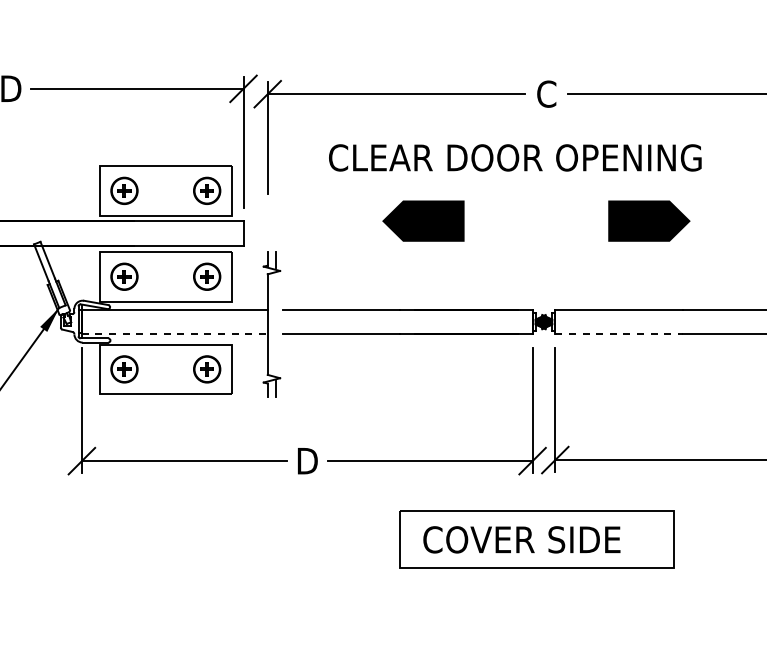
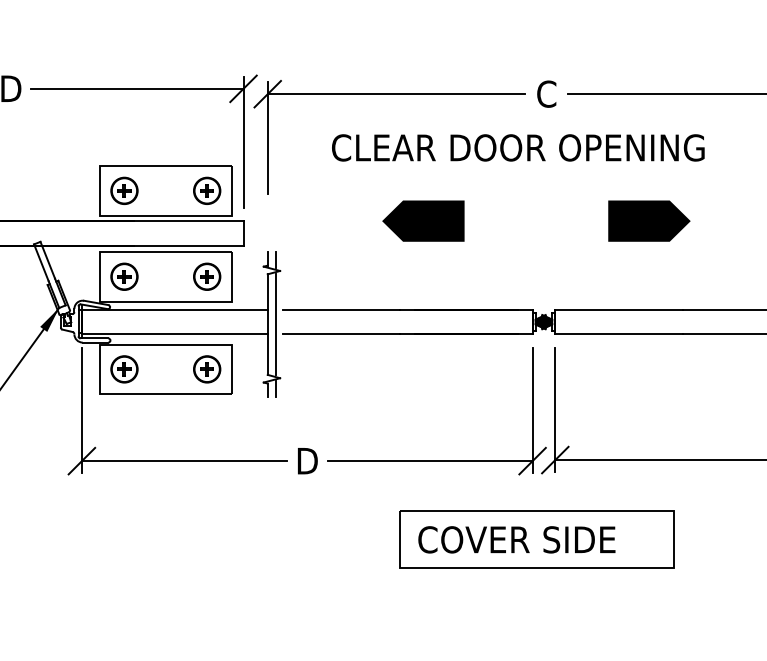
text position: (515, 157) -> (518, 147) (518, 147)
line: none -> present (276, 324)
line: dashed -> solid (174, 334)
line: dashed -> solid (619, 334)
text position: (521, 539) -> (516, 539) (516, 539)
